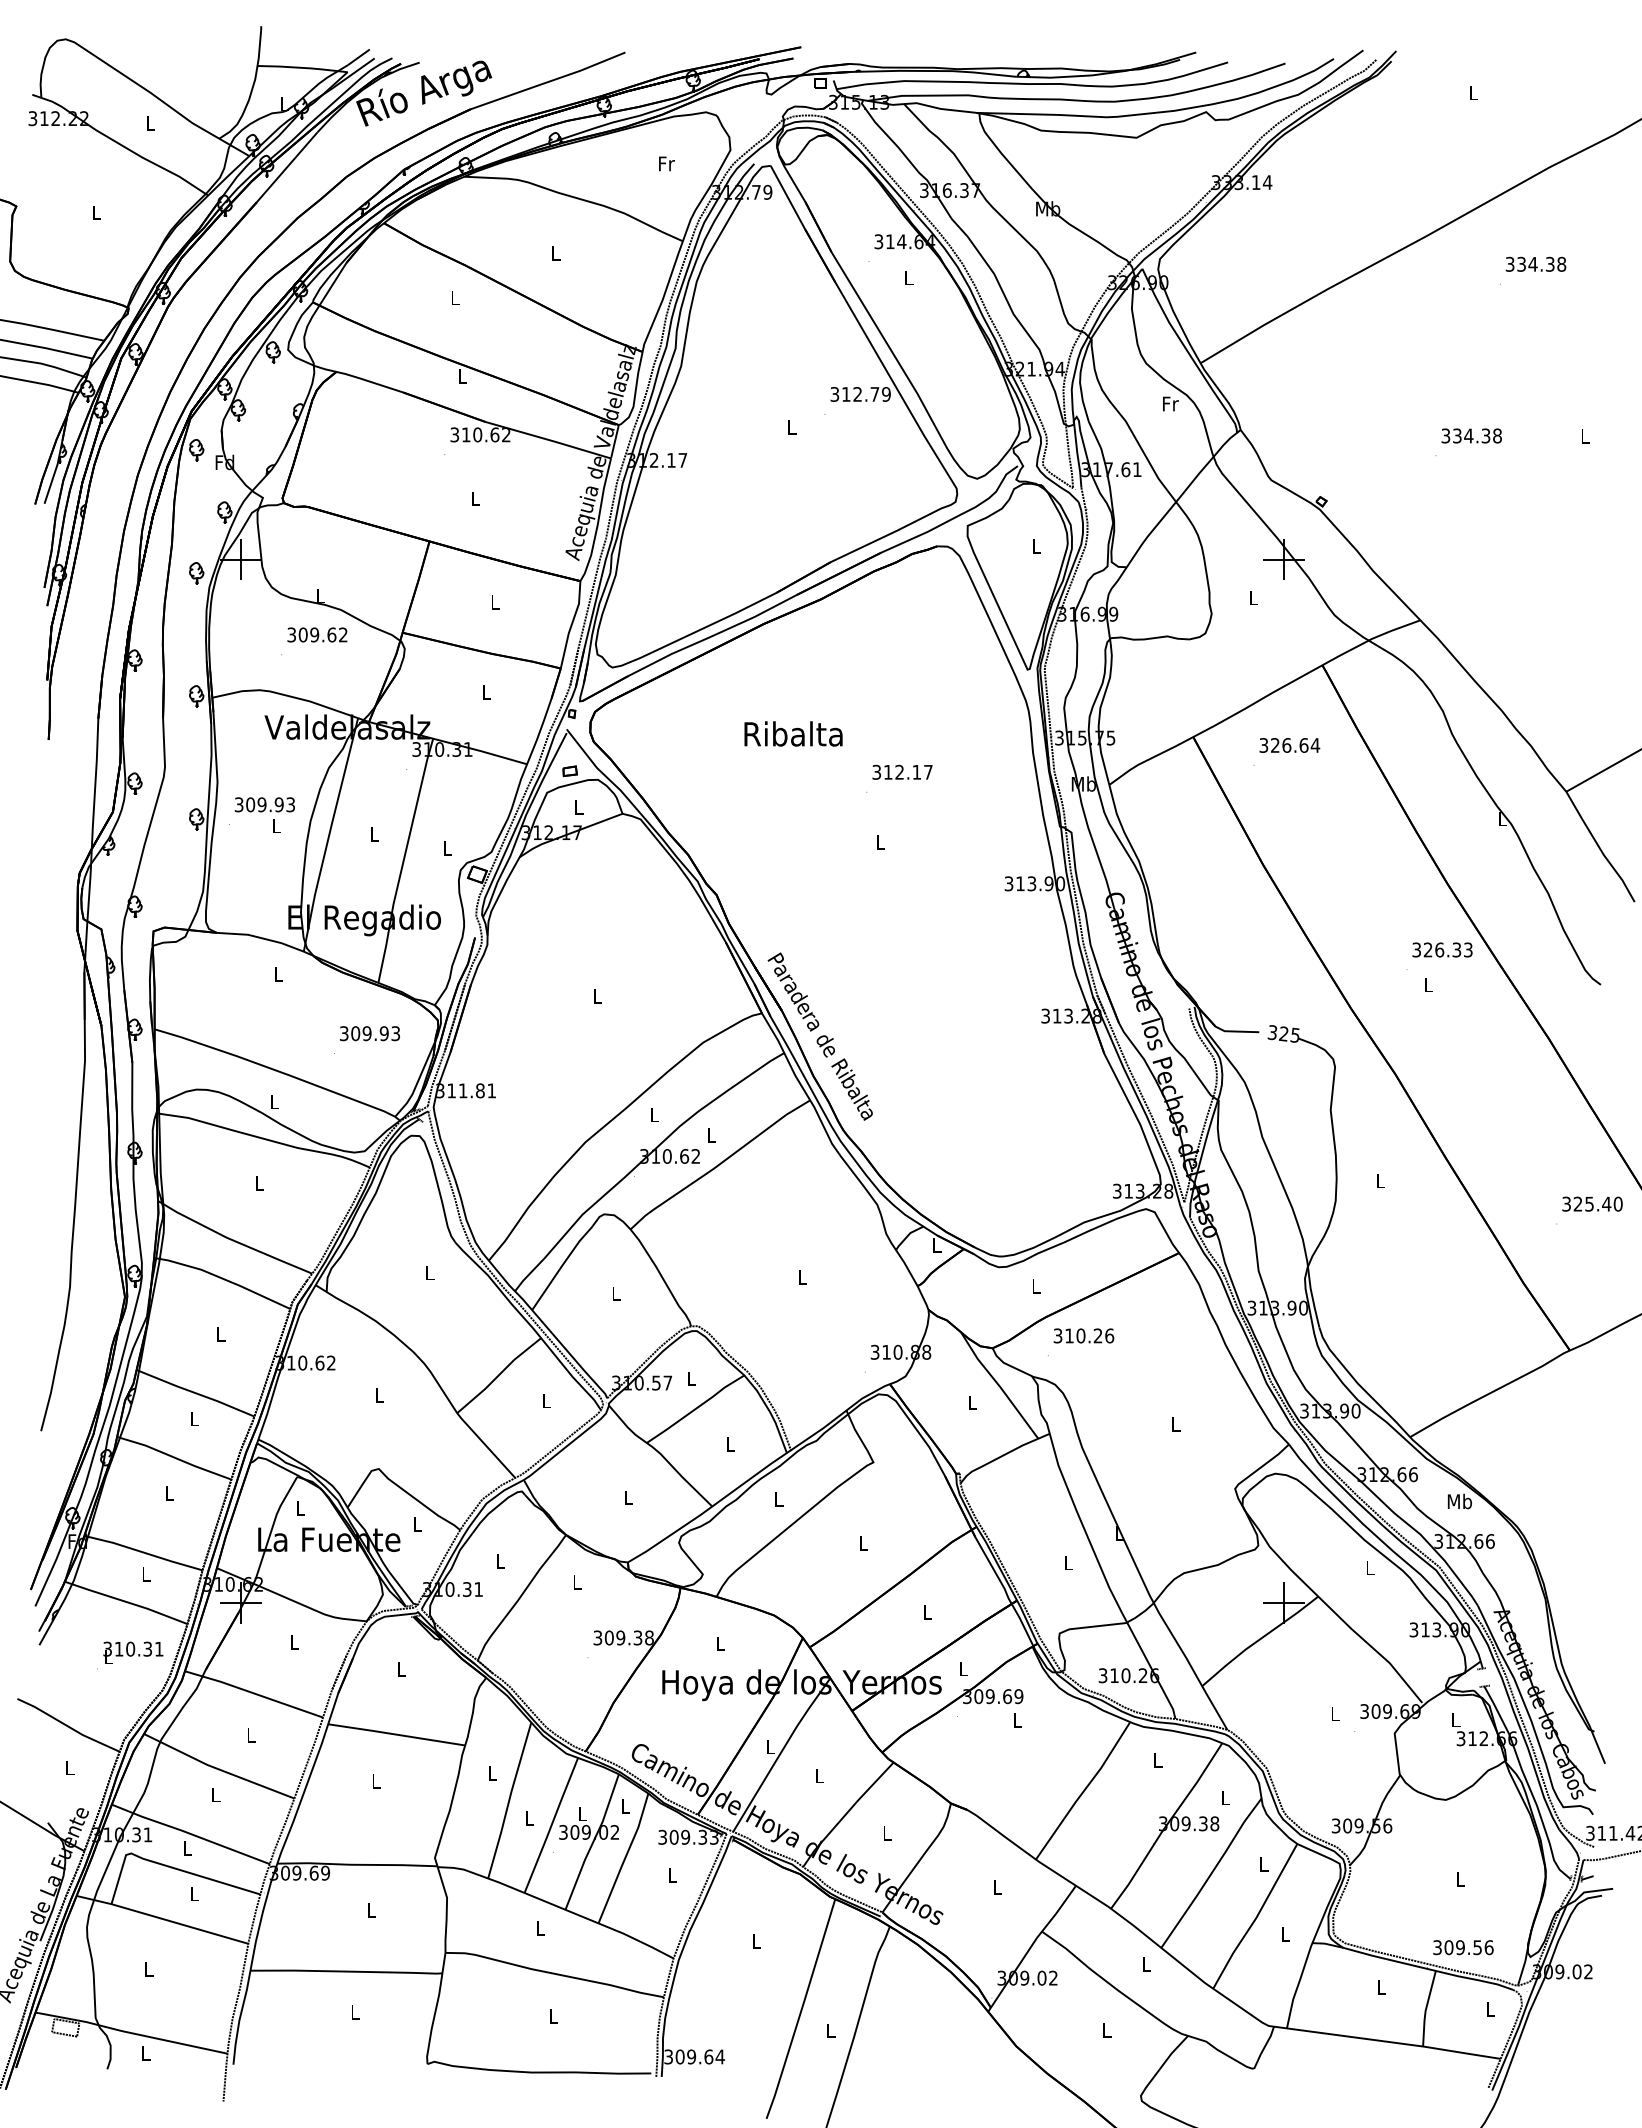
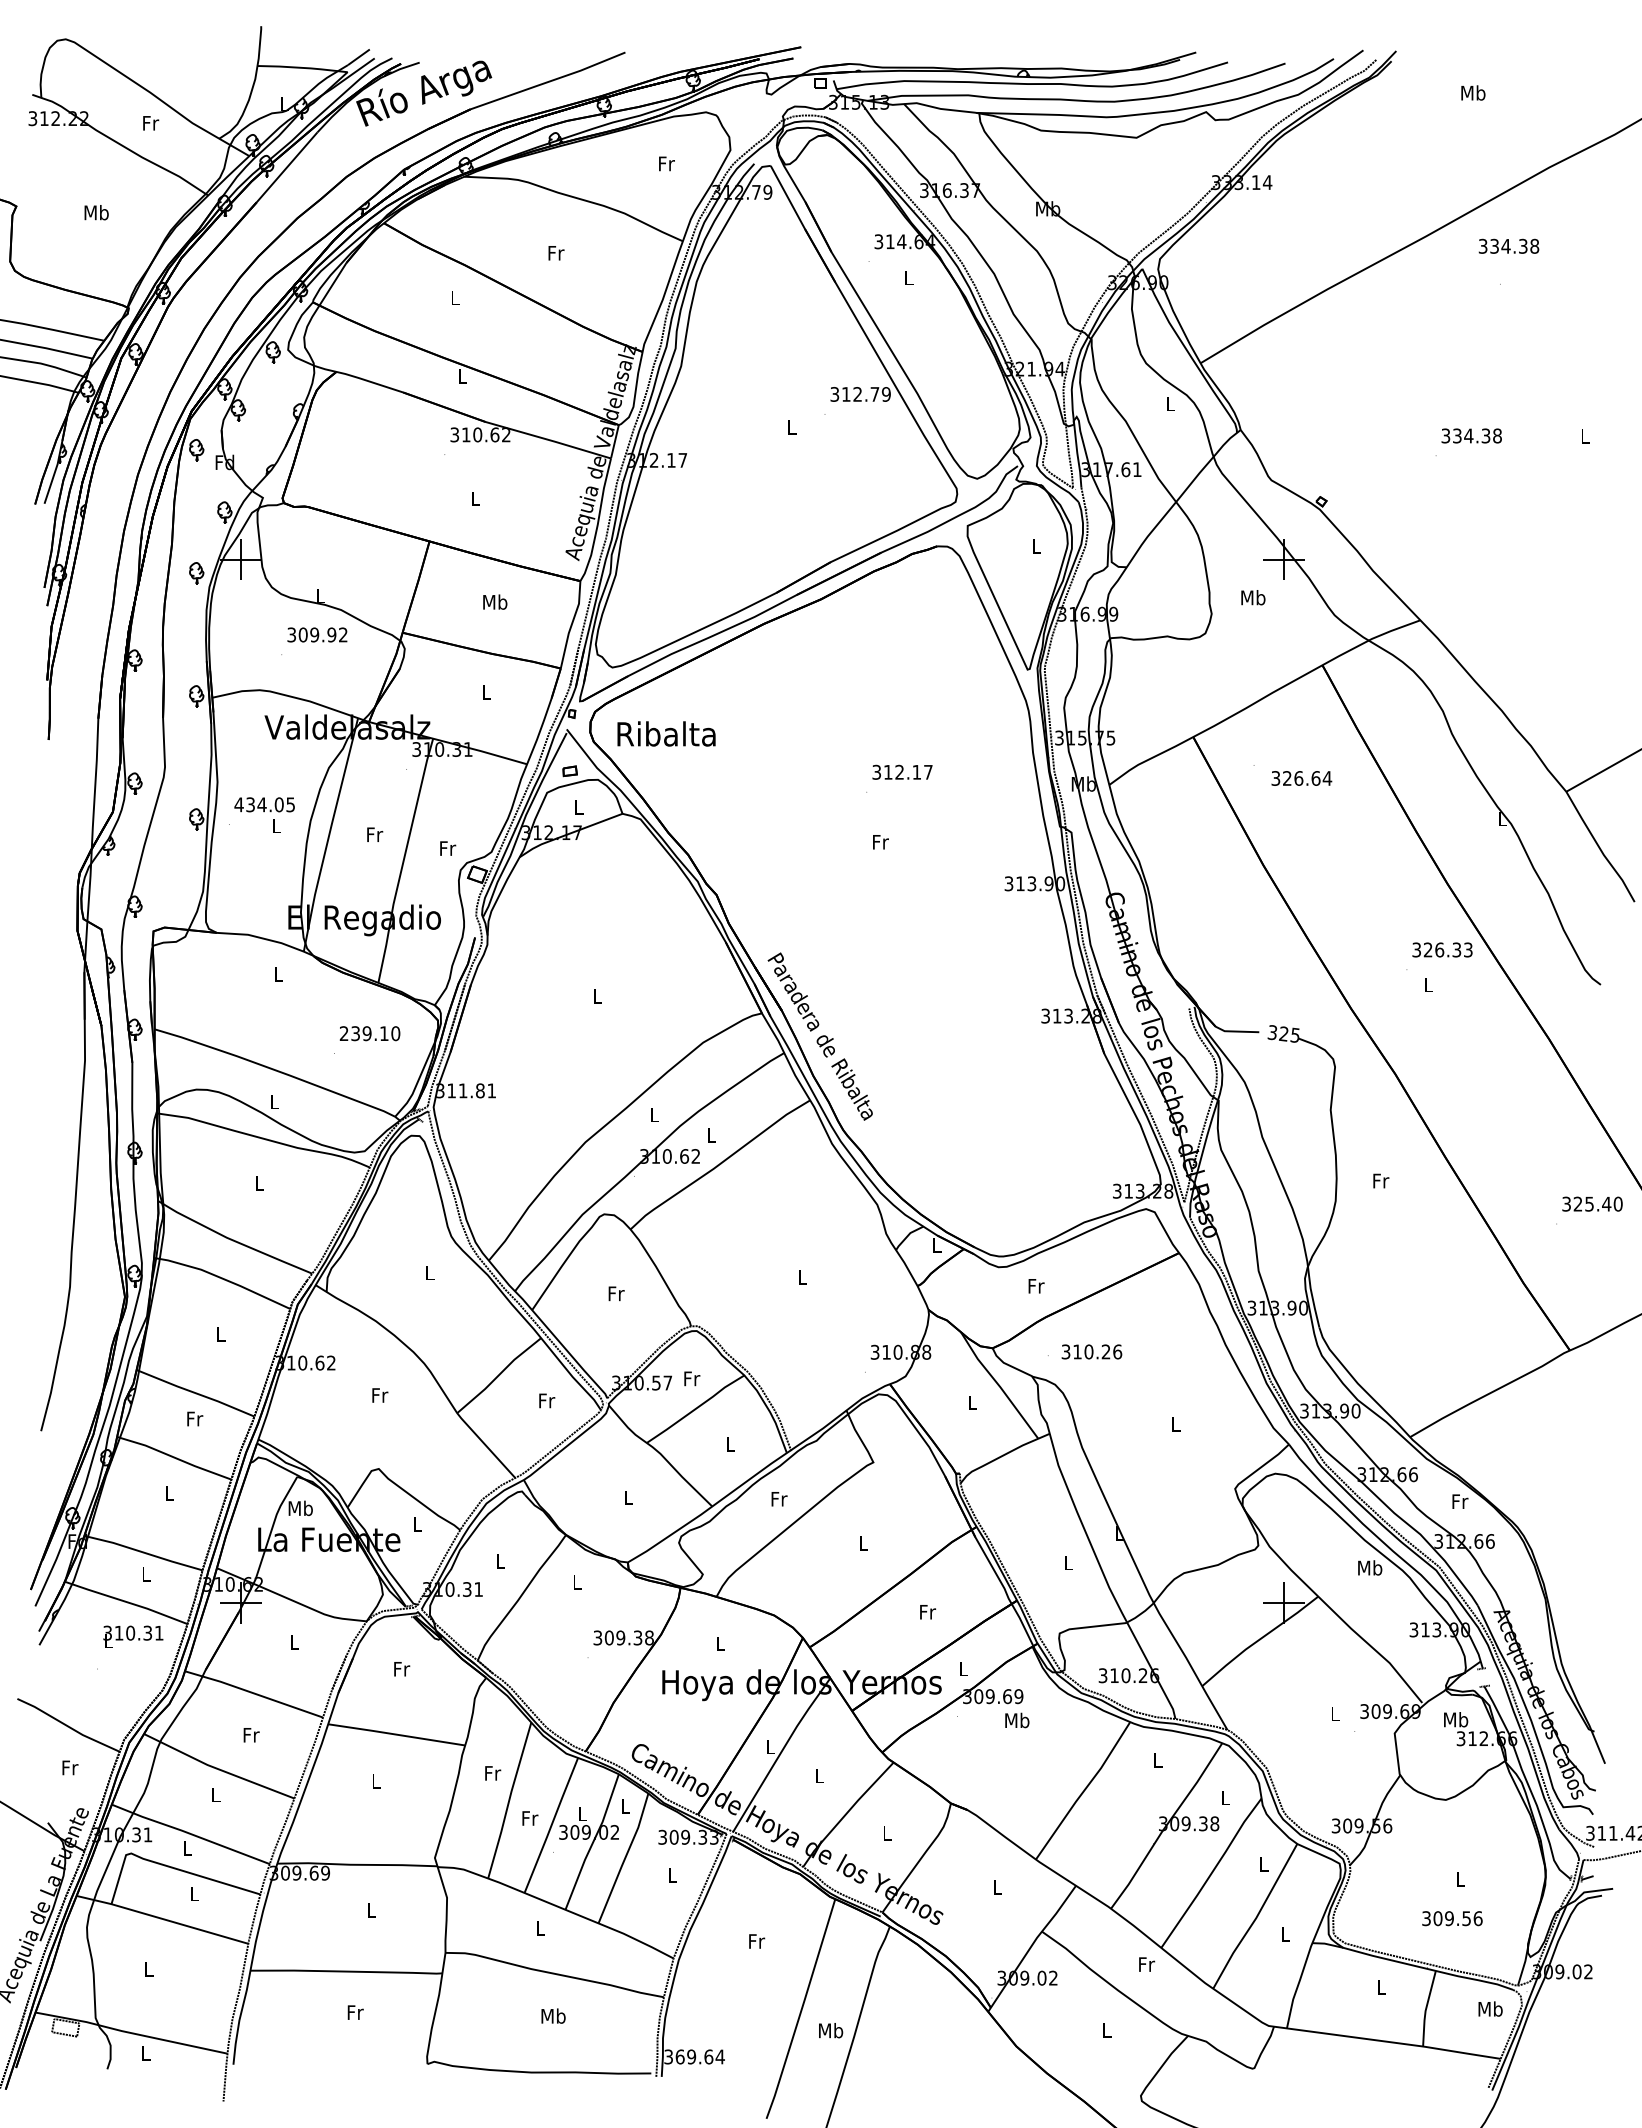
text: L -> Mb (1473, 92)
text: L -> Fr (151, 123)
text: L -> Mb (96, 212)
text: L -> Fr (556, 253)
text position: (1535, 263) -> (1508, 245) (1508, 245)
text: Fr -> L (1170, 403)
text: L -> Mb (1253, 597)
text: L -> Mb (495, 601)
text: 309.62 -> 309.92 (331, 634)
text position: (793, 733) -> (666, 733) (666, 733)
text position: (1289, 745) -> (1301, 778) (1301, 778)
text: 309.93 -> 434.05 (264, 804)
text: L -> Fr (375, 834)
text: L -> Fr (880, 842)
text: L -> Fr (448, 848)
text: 309.93 -> 239.10 (370, 1033)
text: L -> Fr (1381, 1180)
text: L -> Fr (1036, 1286)
text: L -> Fr (616, 1293)
text position: (1083, 1335) -> (1091, 1351) (1091, 1351)
text: L -> Fr (692, 1378)
text: L -> Fr (380, 1395)
text: L -> Fr (547, 1400)
text: L -> Fr (195, 1418)
text: L -> Fr (779, 1499)
text: Mb -> Fr (1459, 1501)
text: L -> Mb (300, 1508)
text: L -> Mb (1370, 1567)
text: L -> Fr (928, 1612)
text position: (133, 1652) -> (133, 1636) (133, 1636)
text: L -> Fr (402, 1669)
text: L -> Mb (1456, 1719)
text: L -> Mb (1017, 1720)
text: L -> Fr (251, 1735)
text: L -> Fr (70, 1767)
text: L -> Fr (493, 1773)
text: L -> Fr (530, 1818)
text: L -> Fr (757, 1941)
text position: (1463, 1947) -> (1452, 1918) (1452, 1918)
text: L -> Fr (1147, 1964)
text: L -> Mb (1490, 2008)
text: L -> Fr (355, 2012)
text: L -> Mb (553, 2015)
text: L -> Mb (831, 2030)
text: 309.64 -> 369.64 (679, 2056)
